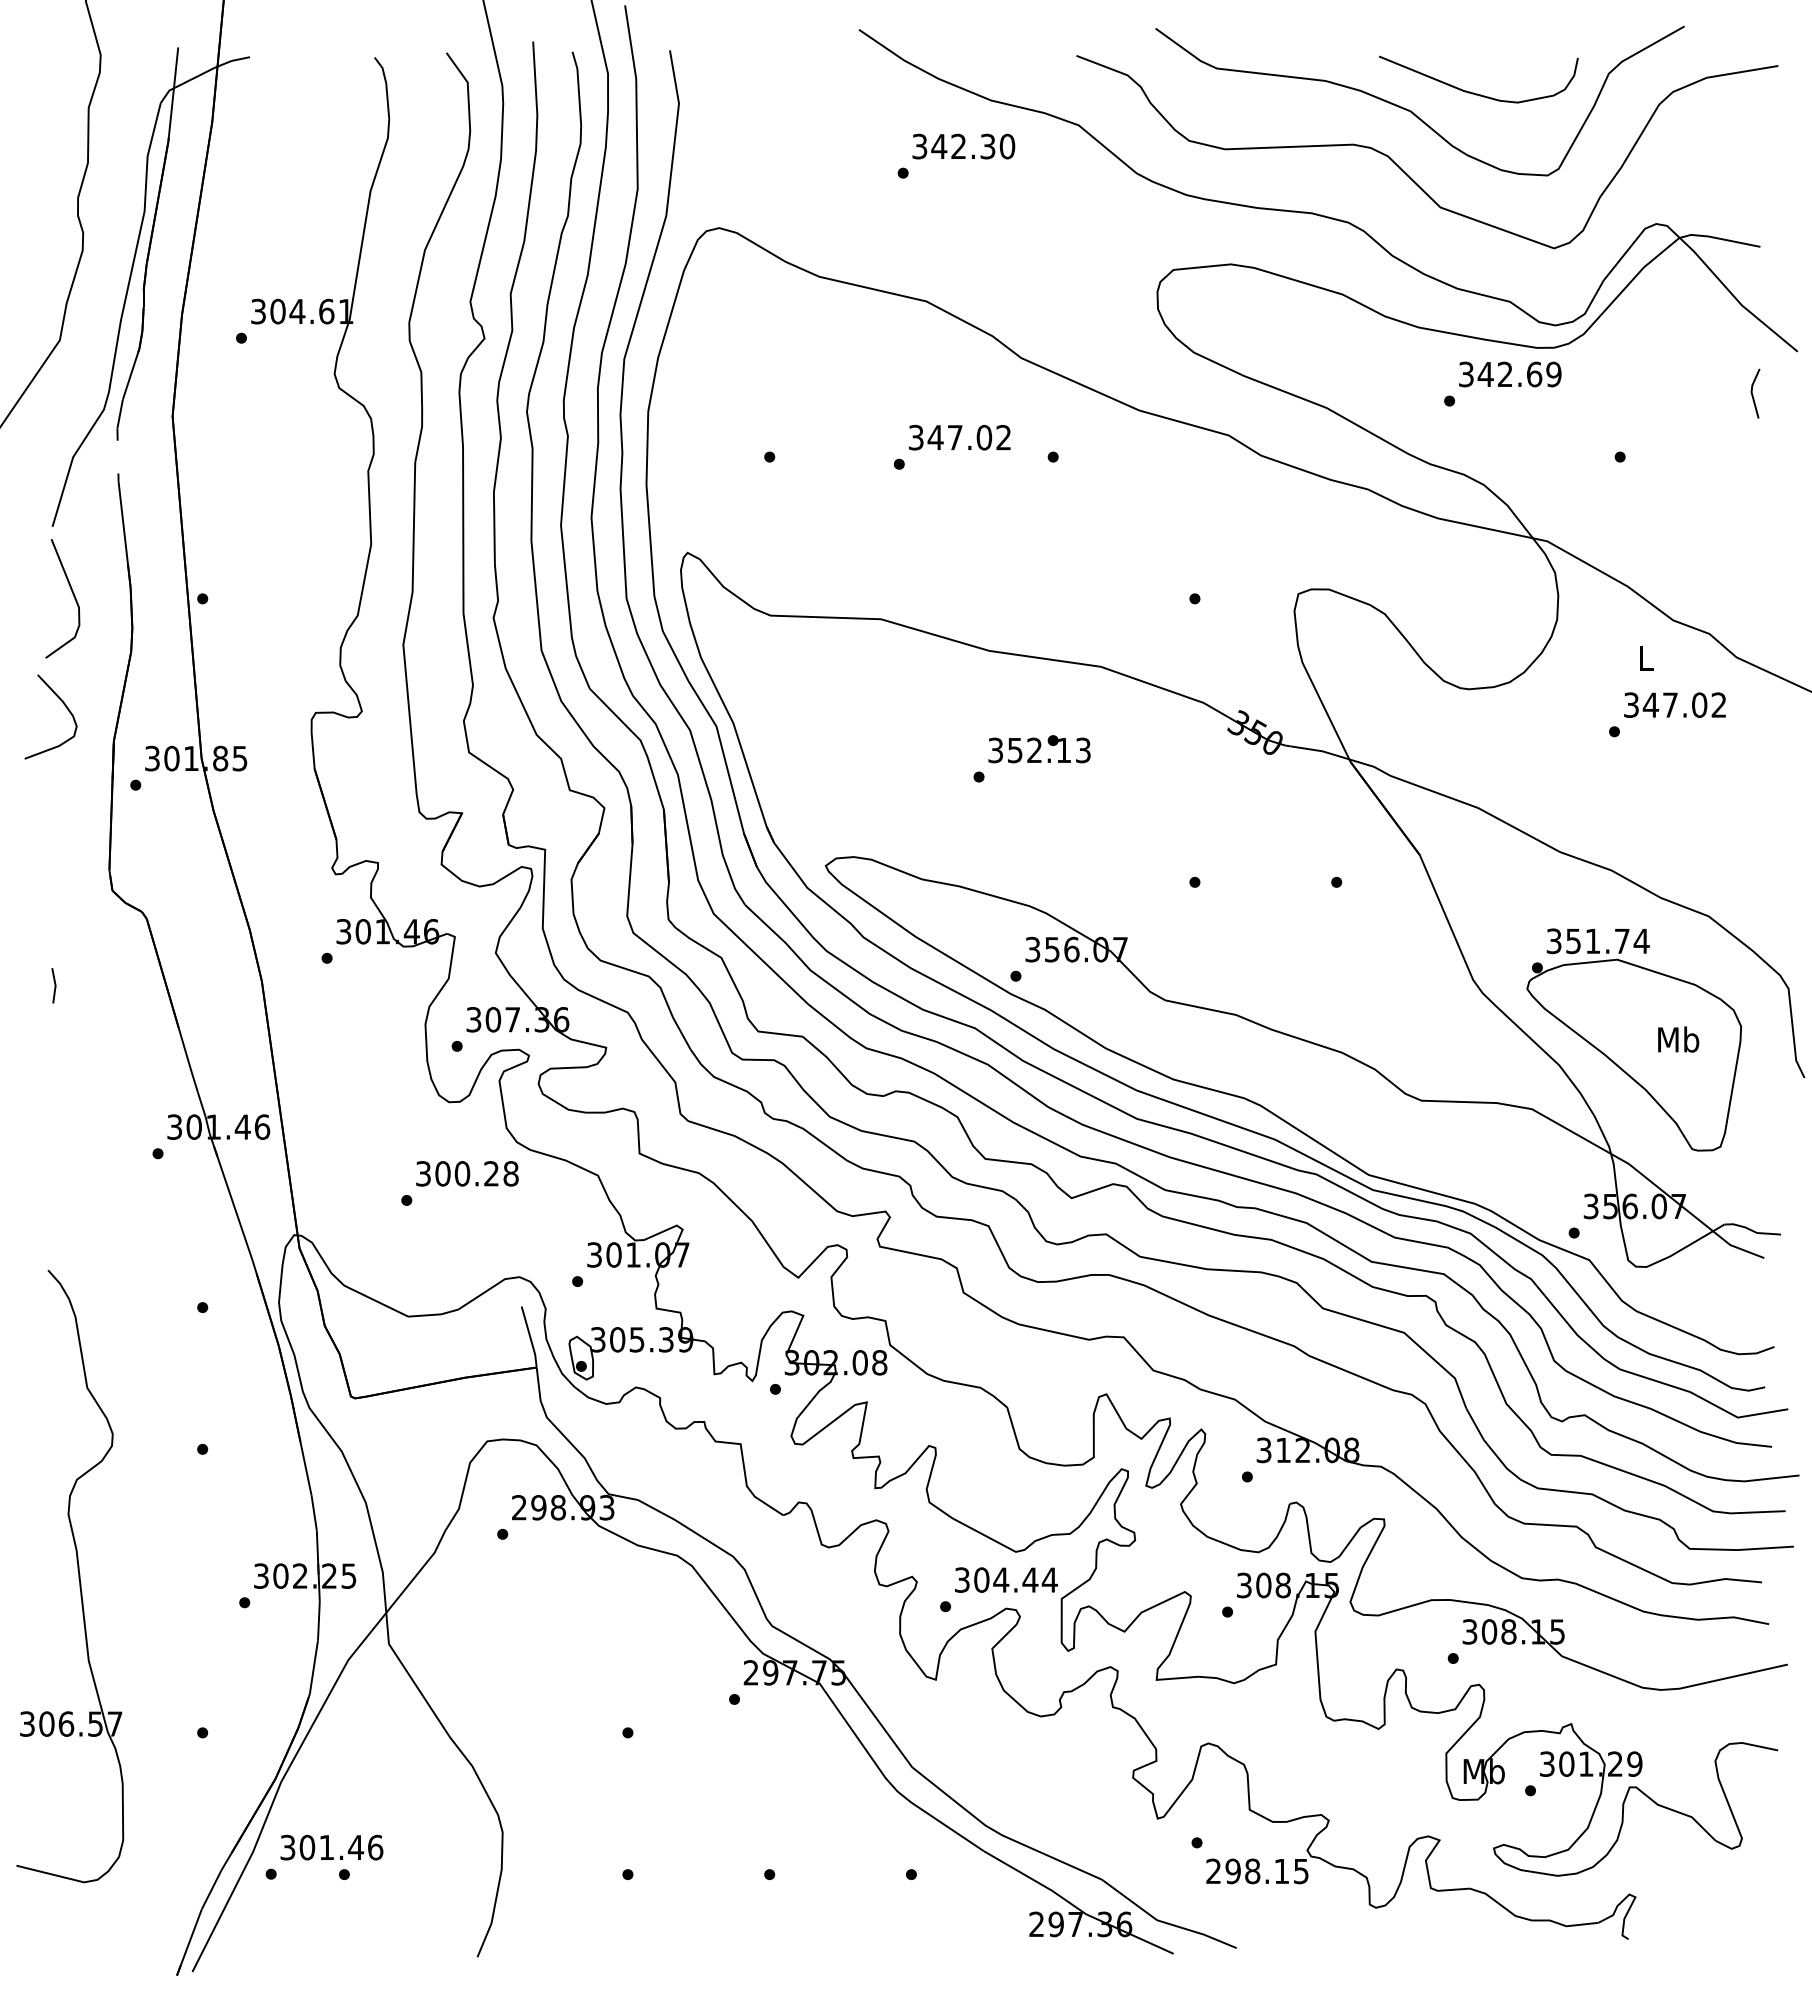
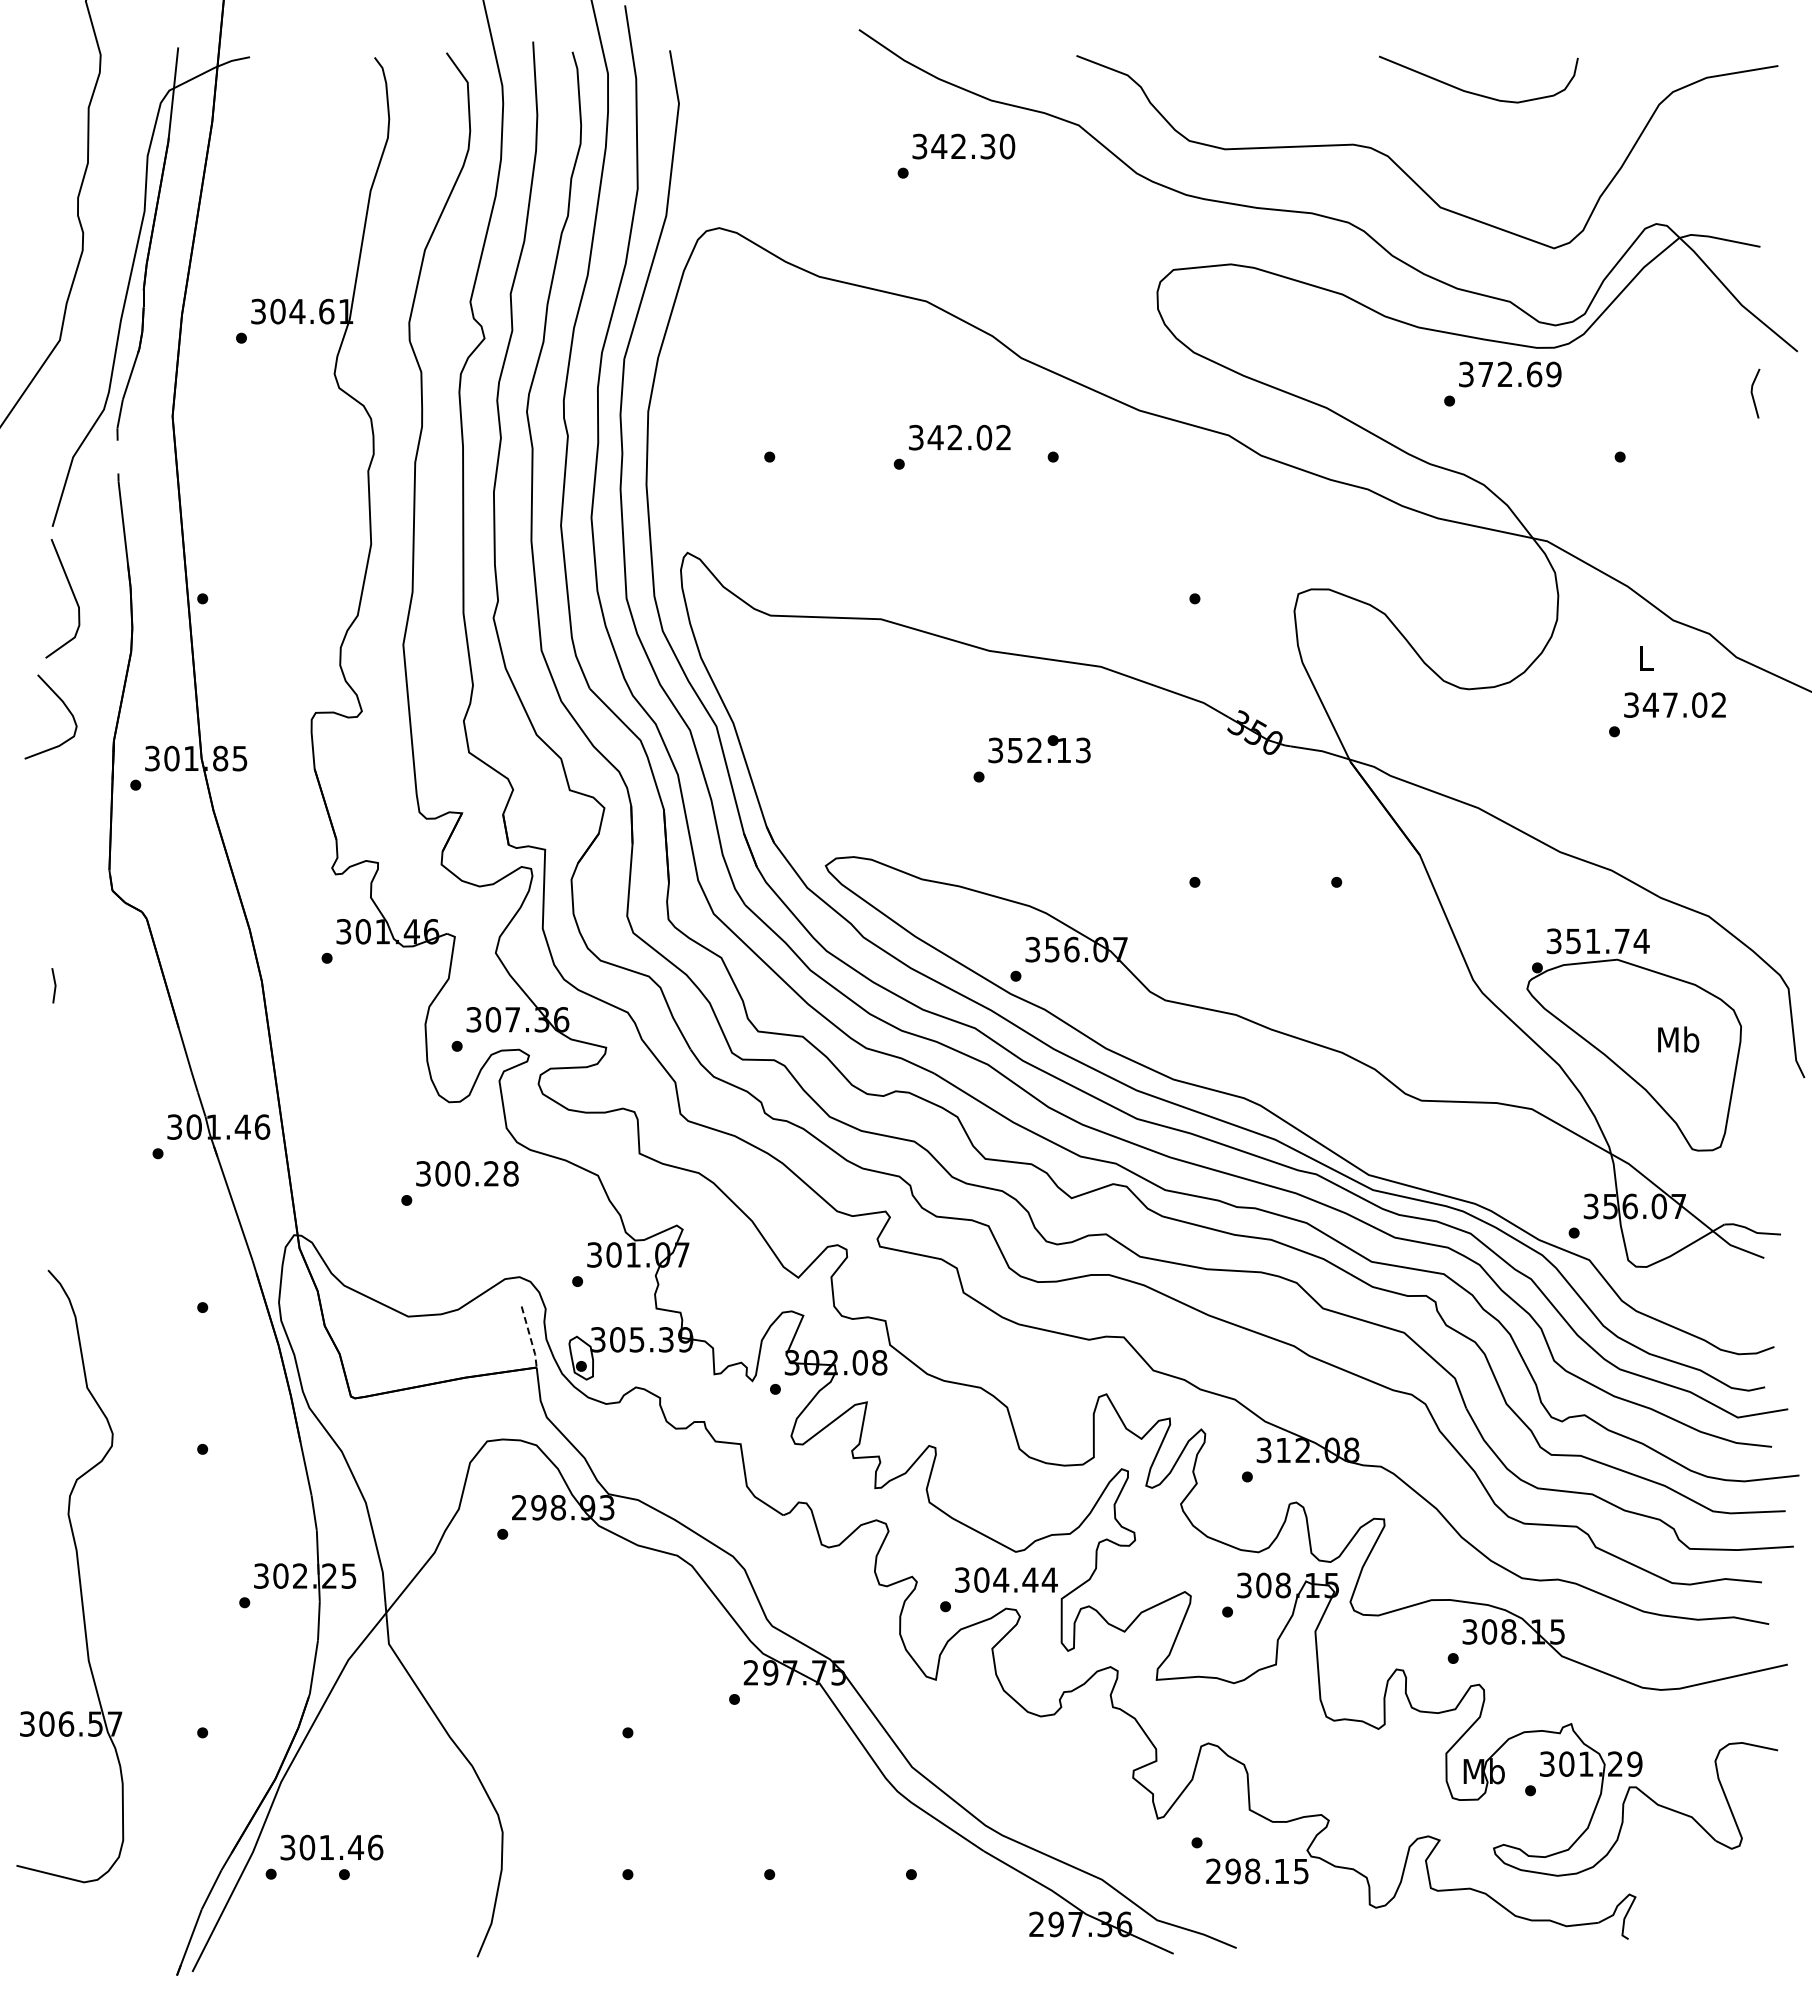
curve: present -> none (1411, 110)
text: 342.69 -> 372.69 (1485, 374)
text: 347.02 -> 342.02 (954, 437)
line: solid -> dashed (530, 1338)
